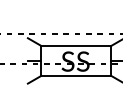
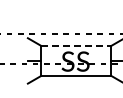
line: solid -> dashed (76, 45)
